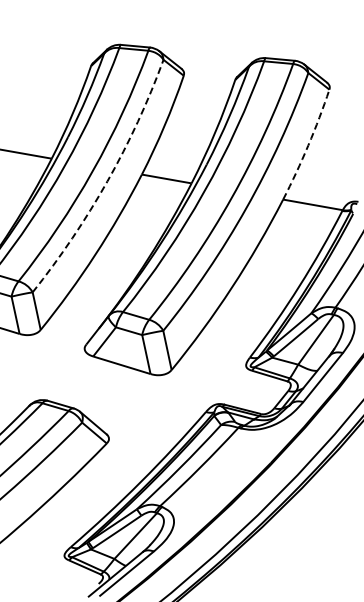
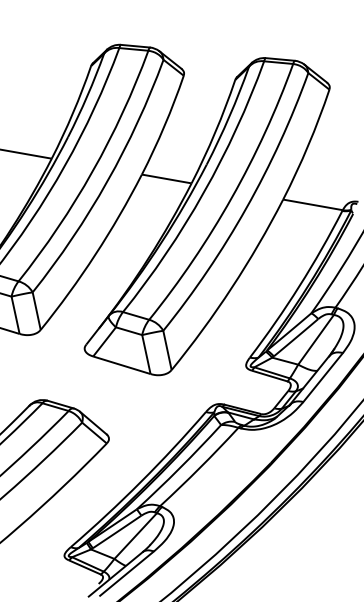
arc: dashed -> solid (308, 145)
arc: dashed -> solid (107, 181)
